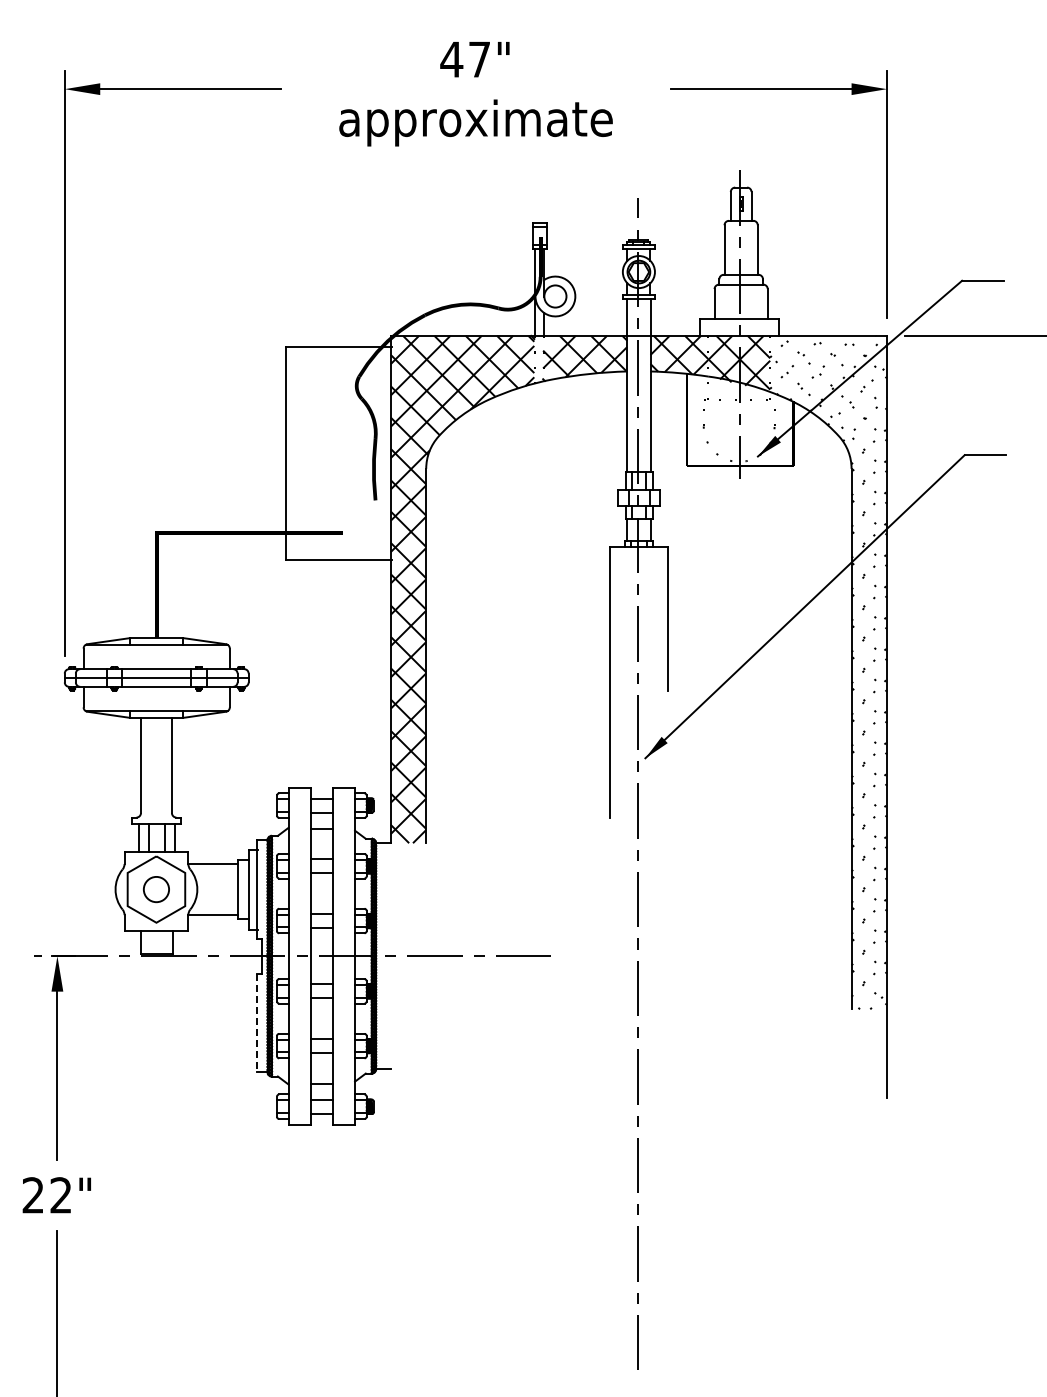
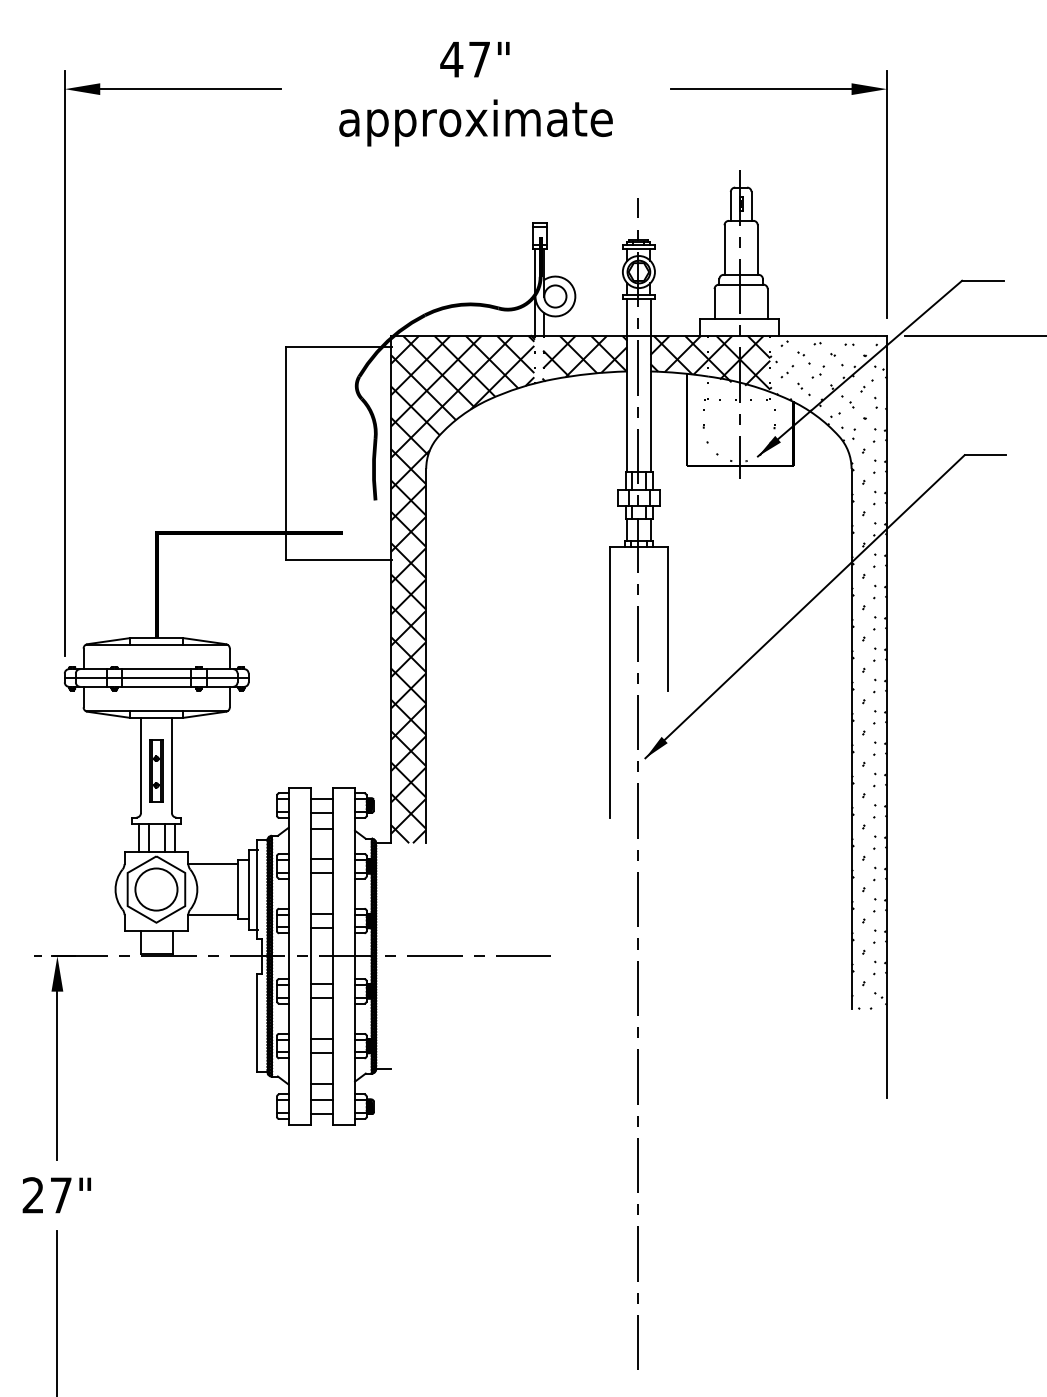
part: none -> present (156, 770)
circle diameter: 25 px -> 42 px (156, 889)
line: dashed -> solid (257, 1023)
text: 22" -> 27" (60, 1195)
